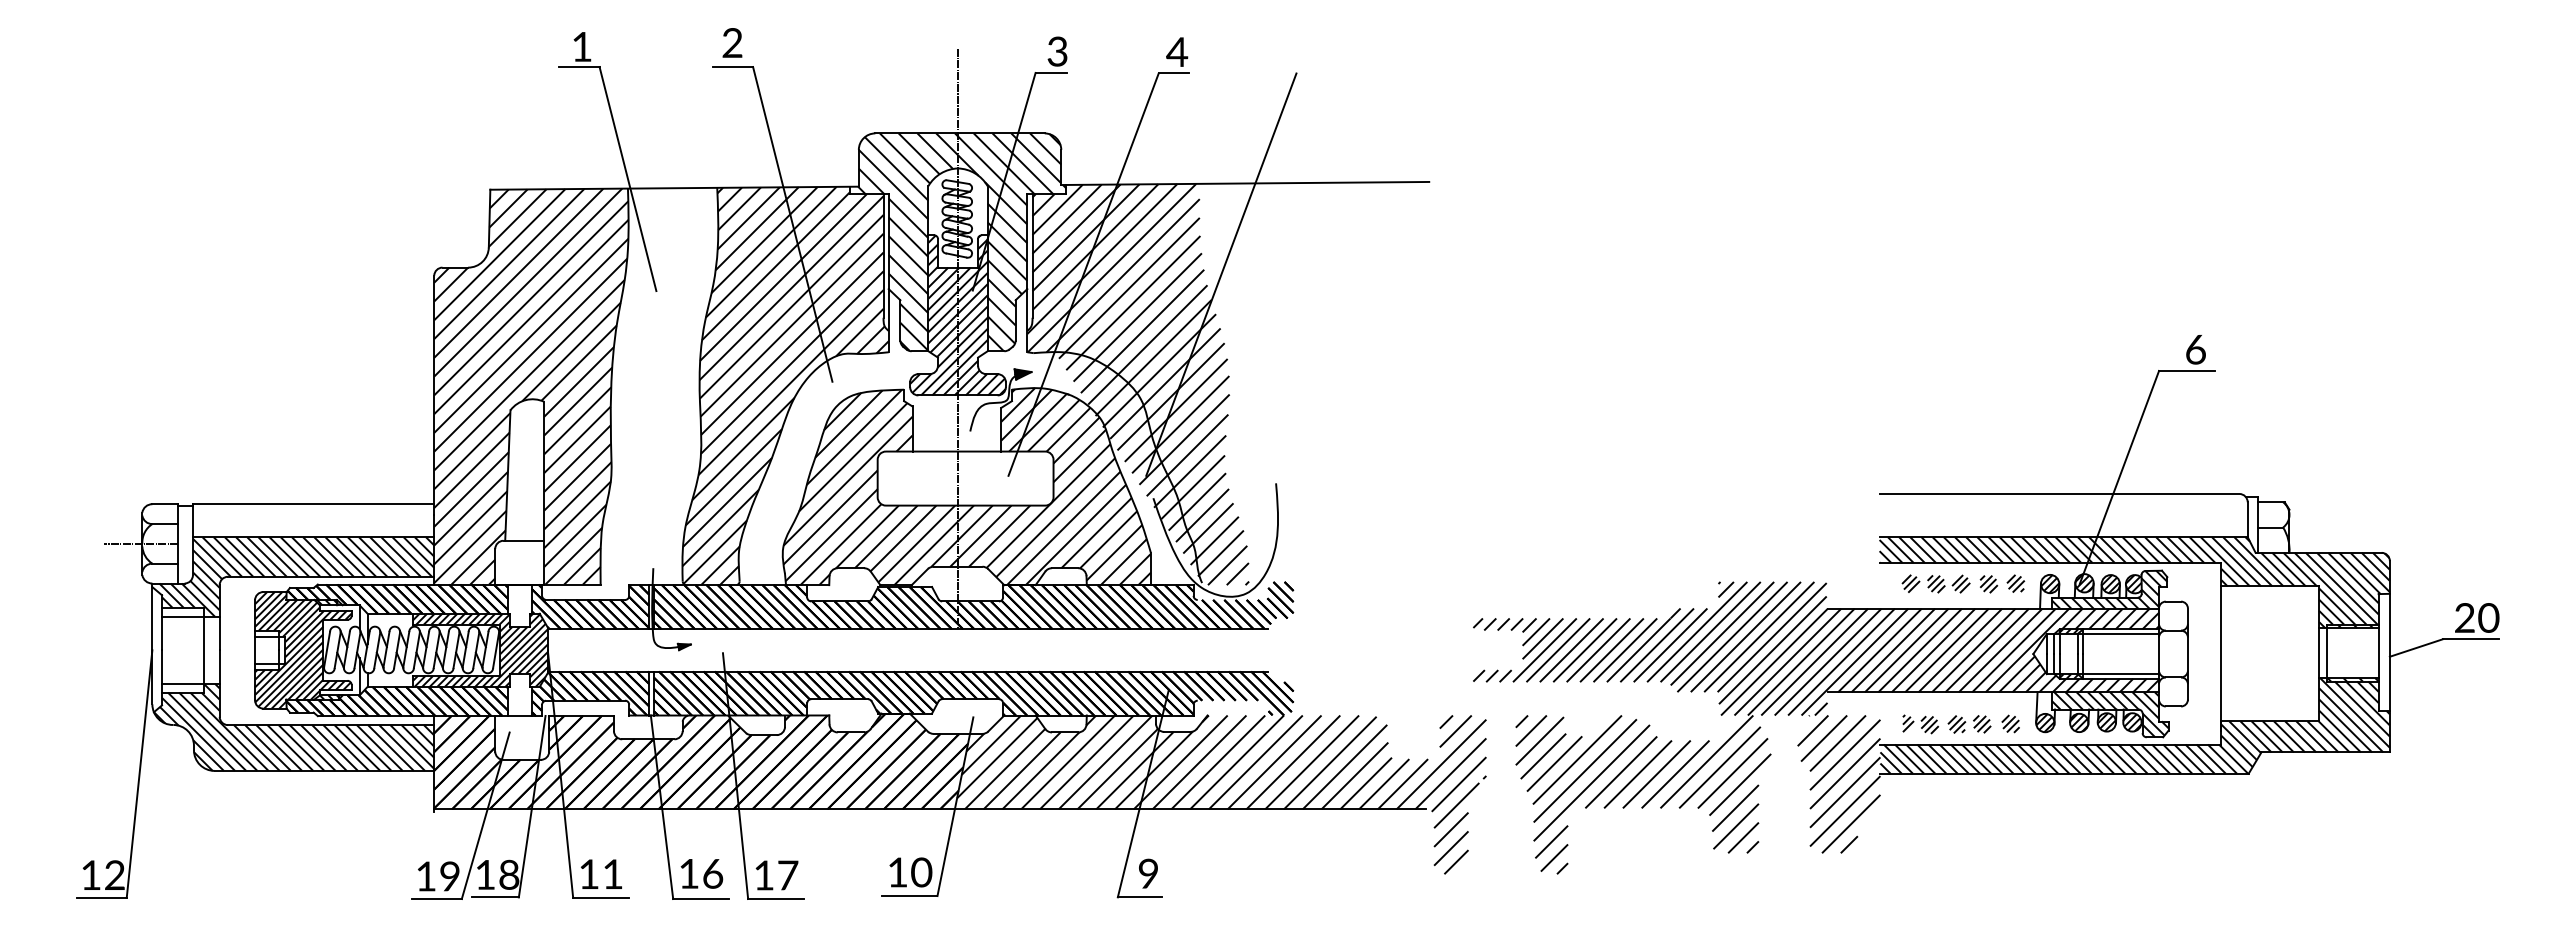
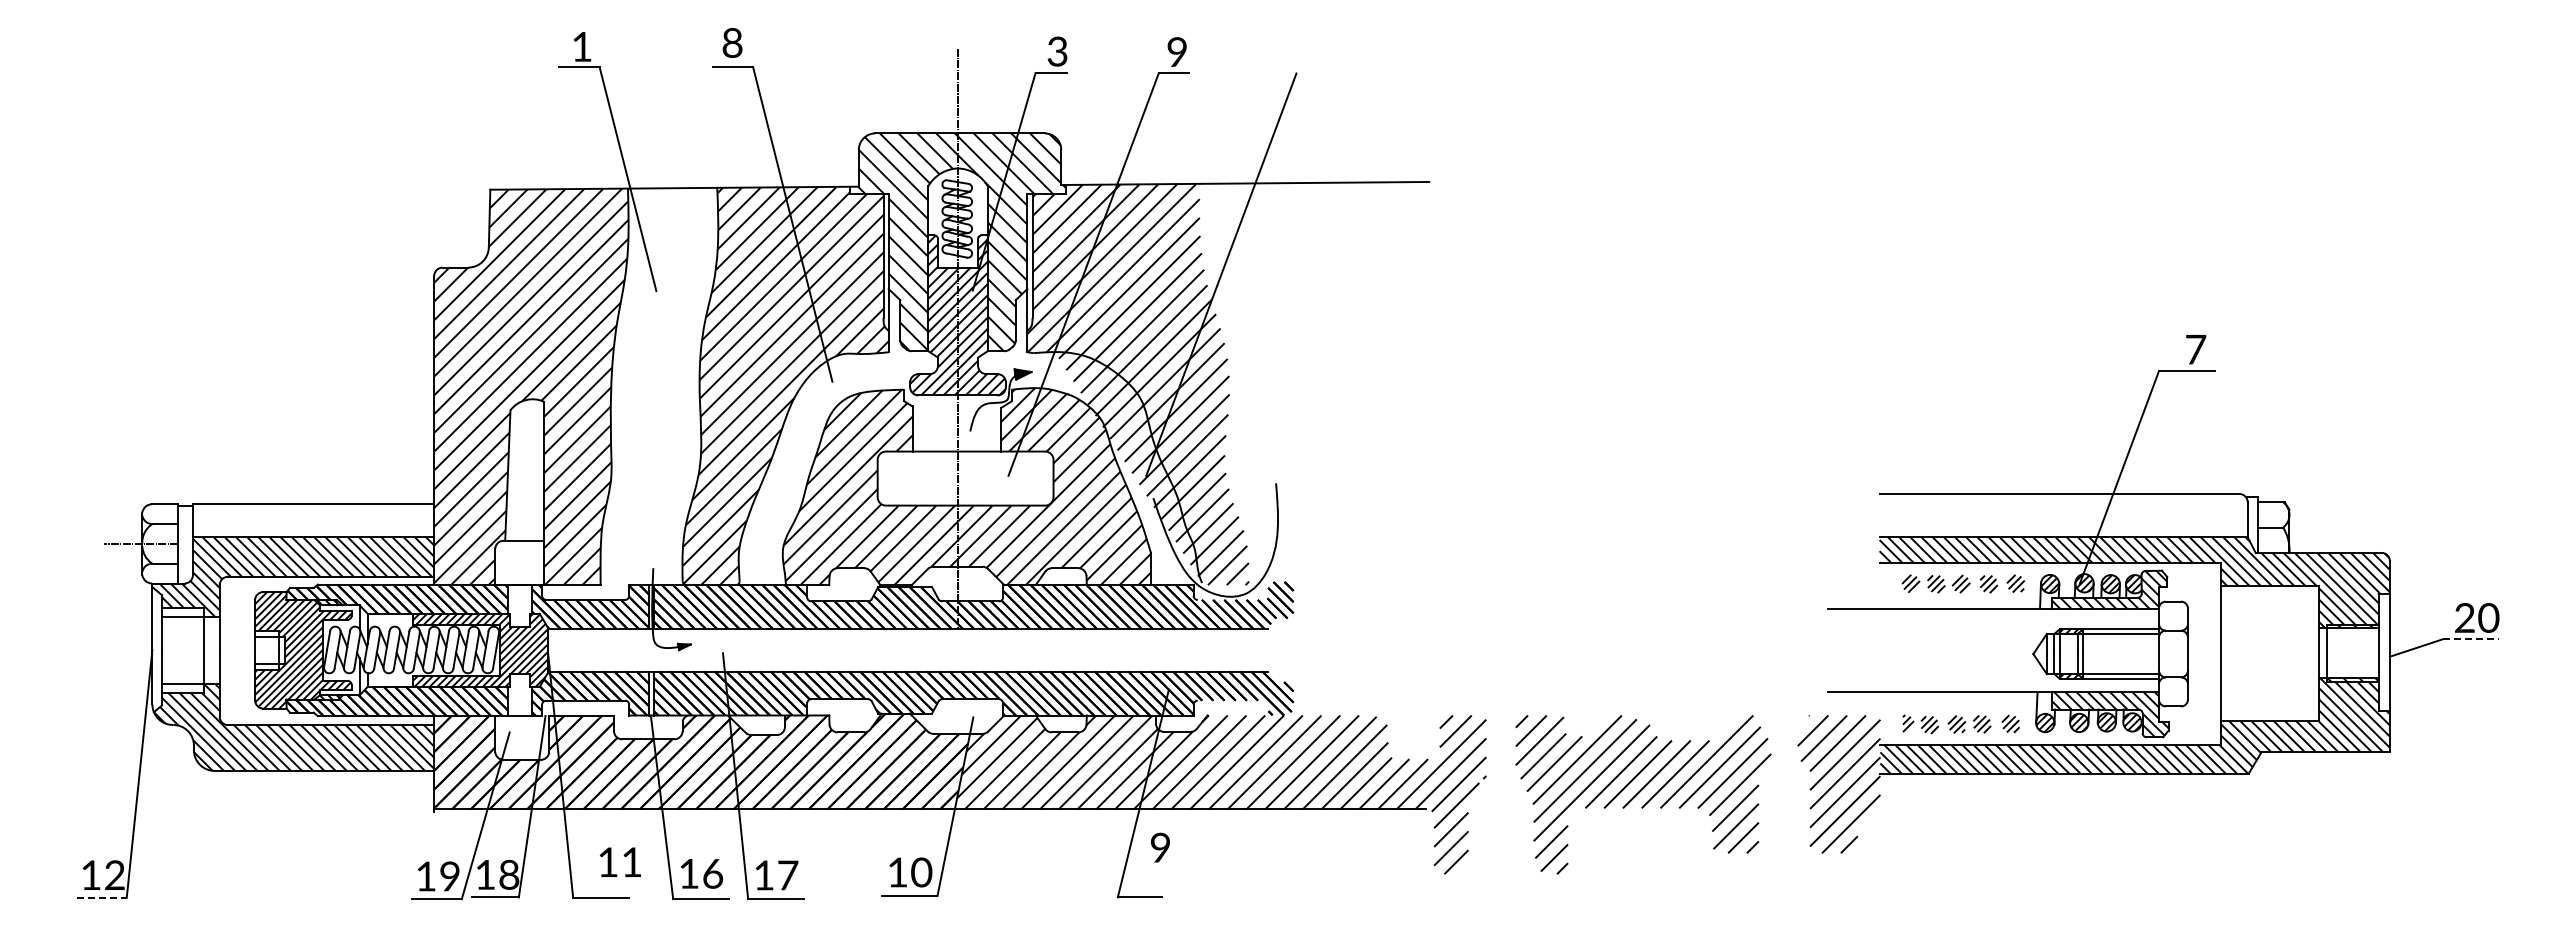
text: 2 -> 8 (732, 43)
text: 4 -> 9 (1177, 51)
text: 6 -> 7 (2196, 349)
line: solid -> dashed (2471, 639)
hatch: present -> none (1815, 648)
text position: (601, 873) -> (620, 861) (620, 861)
text position: (1148, 873) -> (1160, 847) (1160, 847)
line: solid -> dashed (102, 897)
